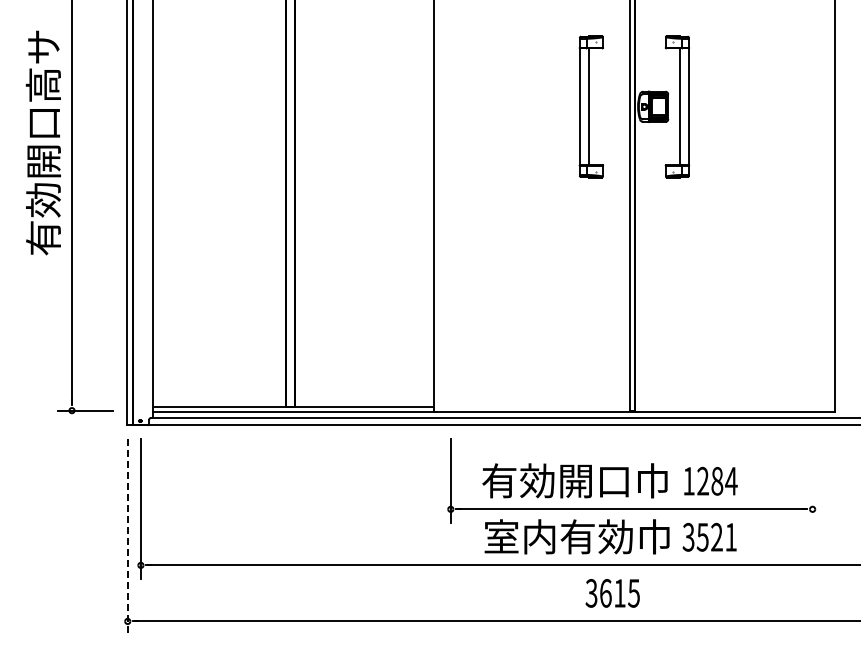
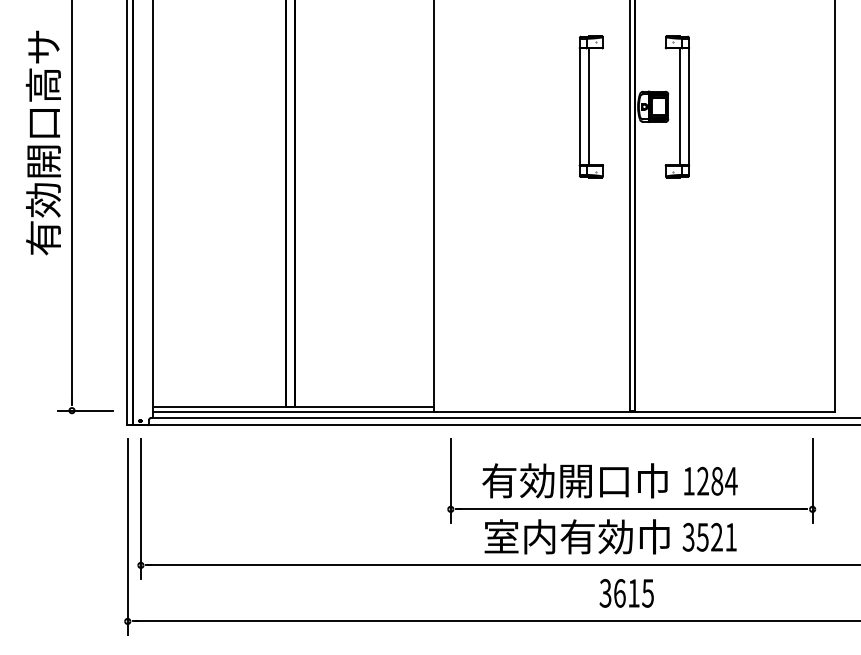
line: none -> present (812, 481)
line: dashed -> solid (127, 537)
text position: (612, 593) -> (626, 593) (626, 593)
